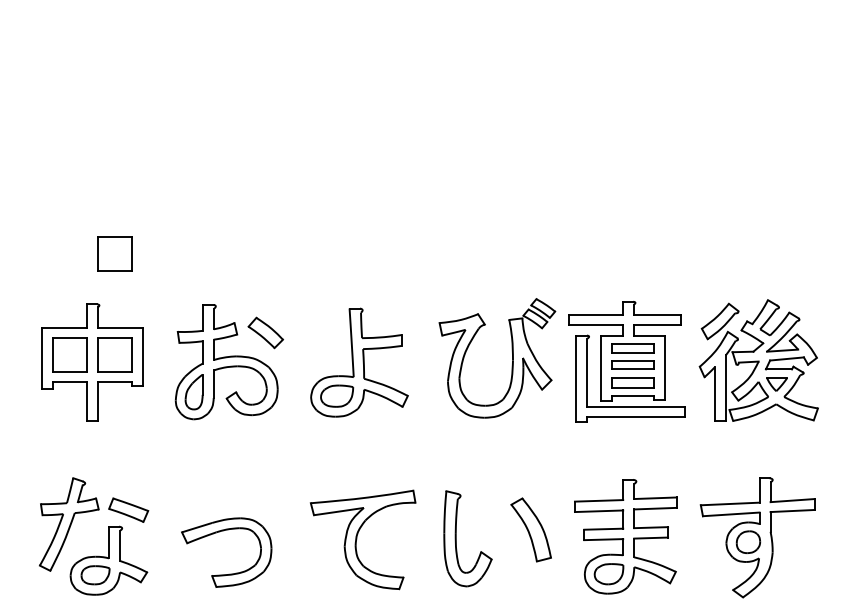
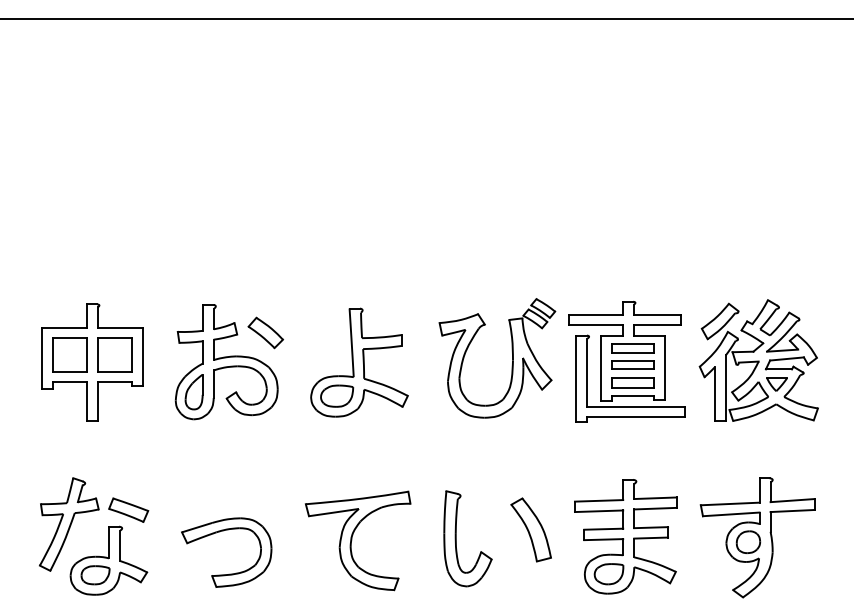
line: none -> present (426, 18)
part: present -> none (114, 253)
part position: (362, 539) -> (357, 540) (357, 540)
